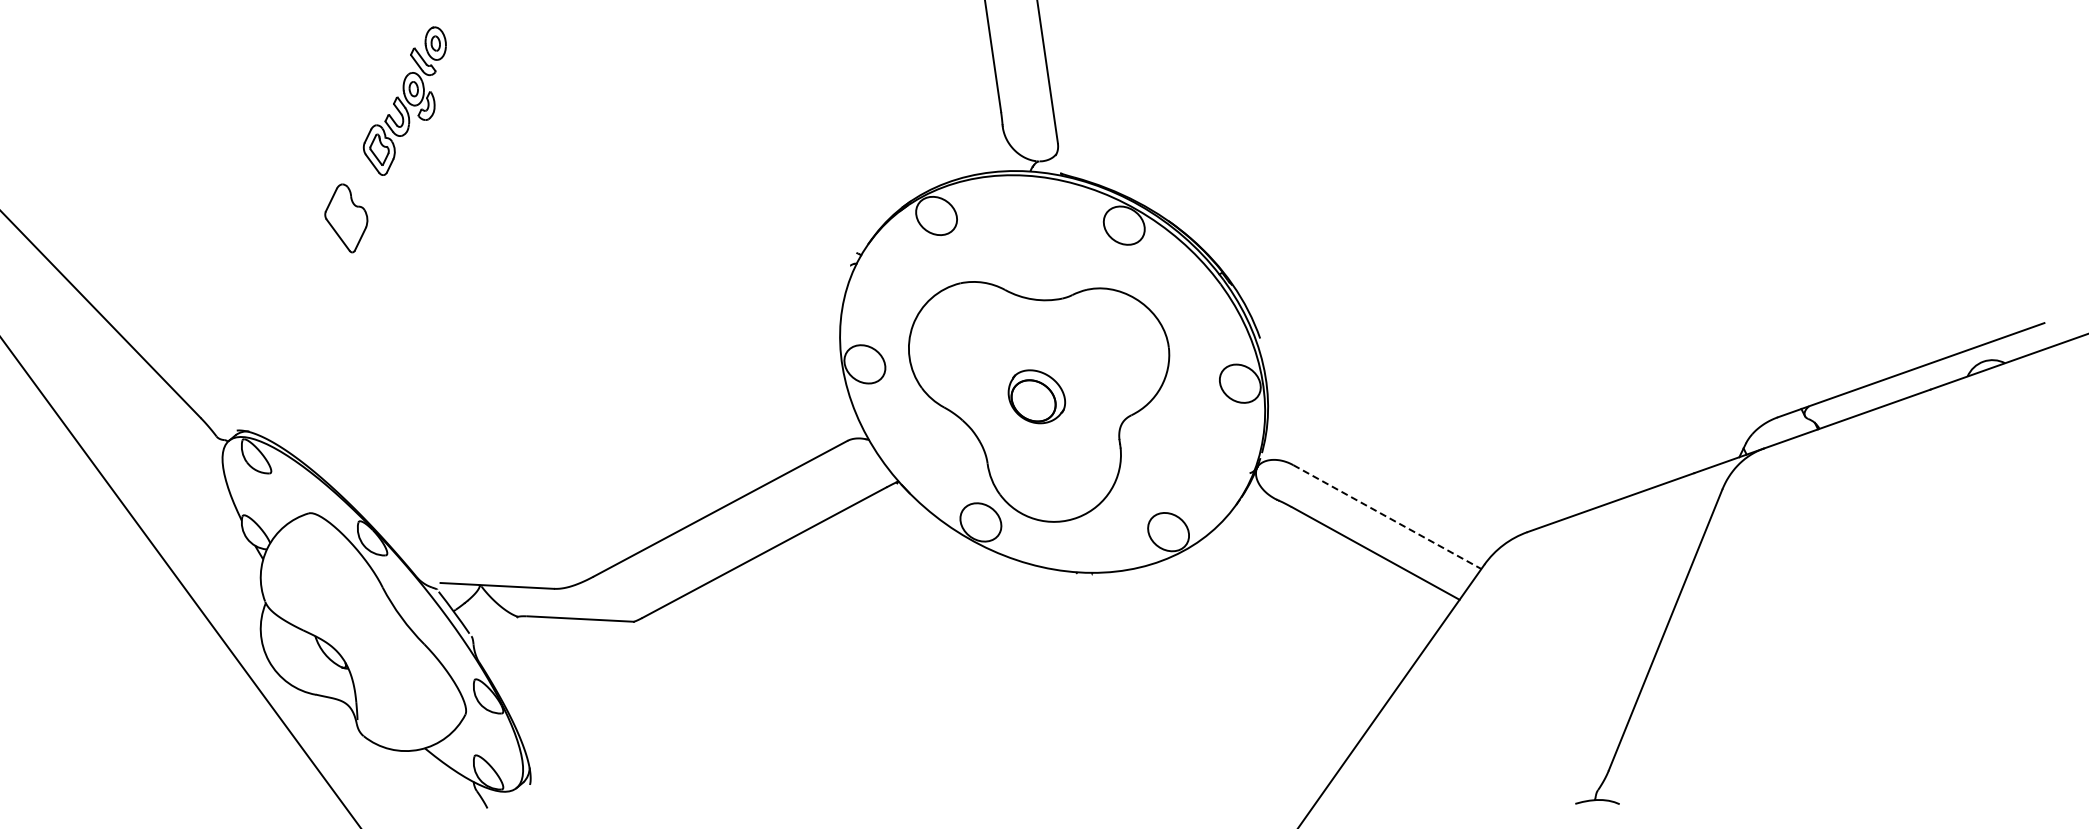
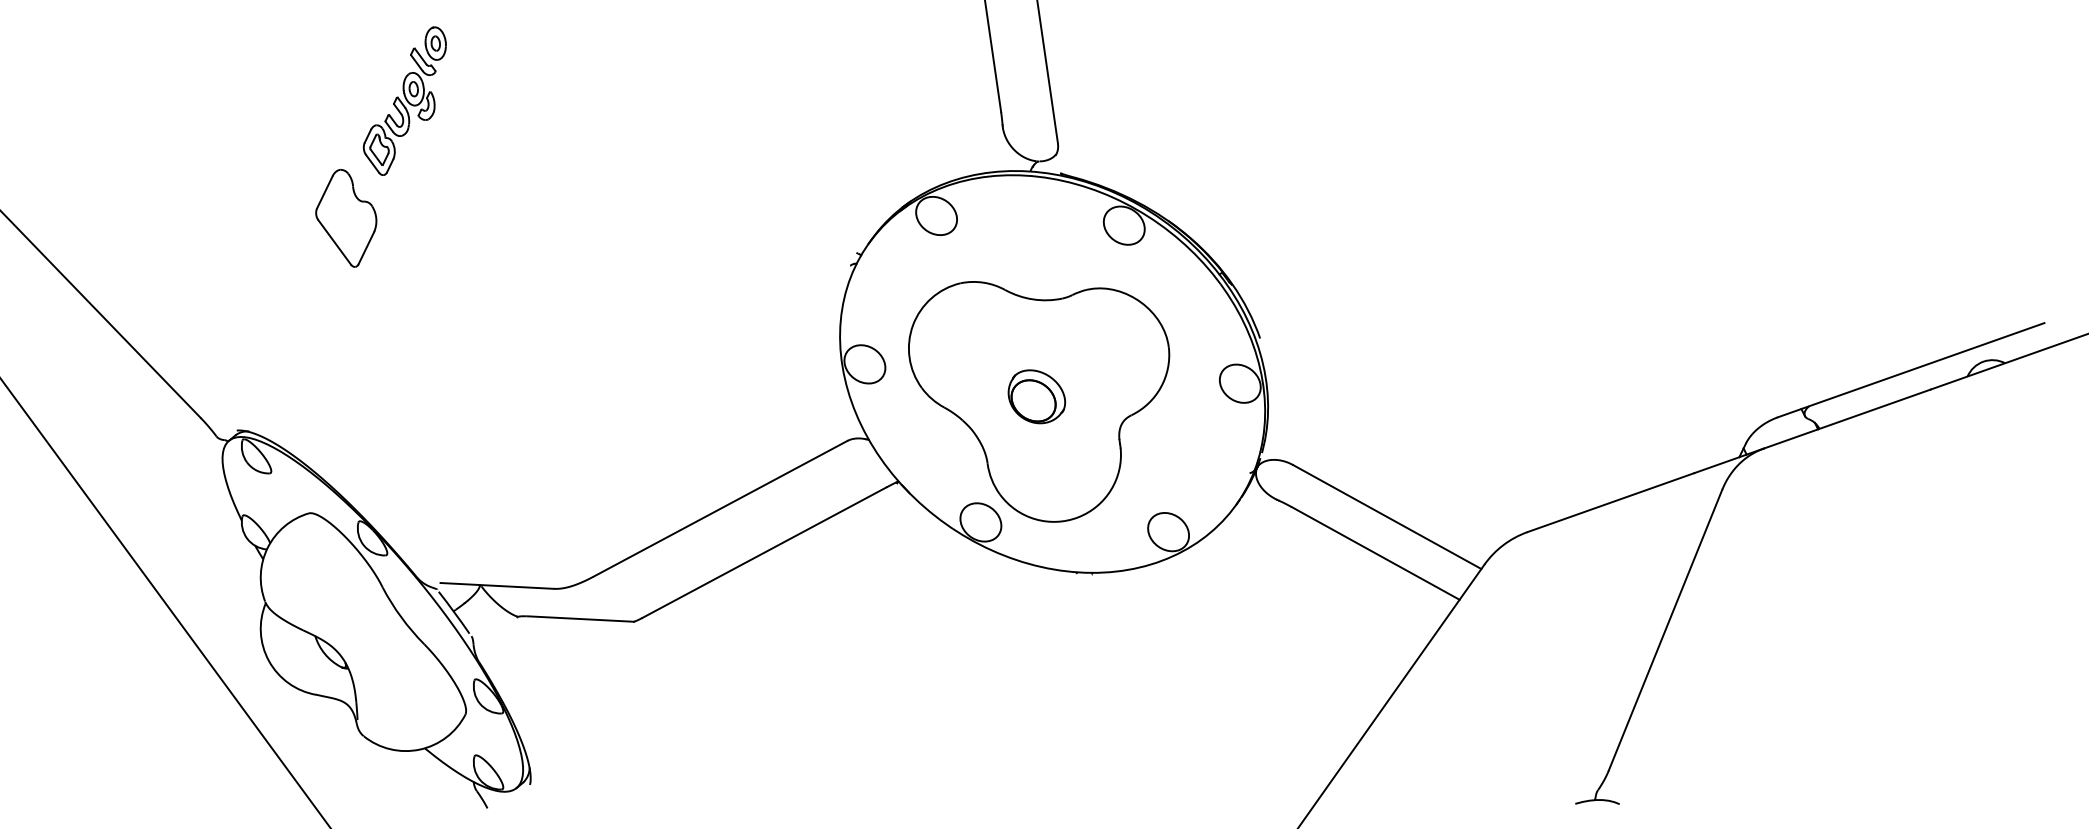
part size: 45x71 px -> 63x99 px (346, 218)
line: dashed -> solid (1387, 517)
line position: (180, 582) -> (165, 602) (165, 602)
